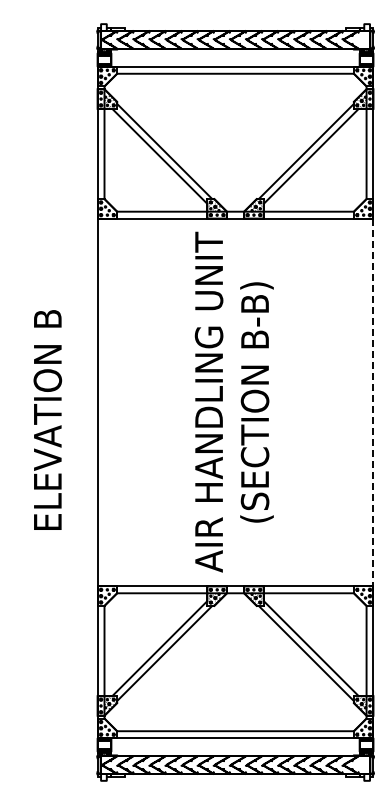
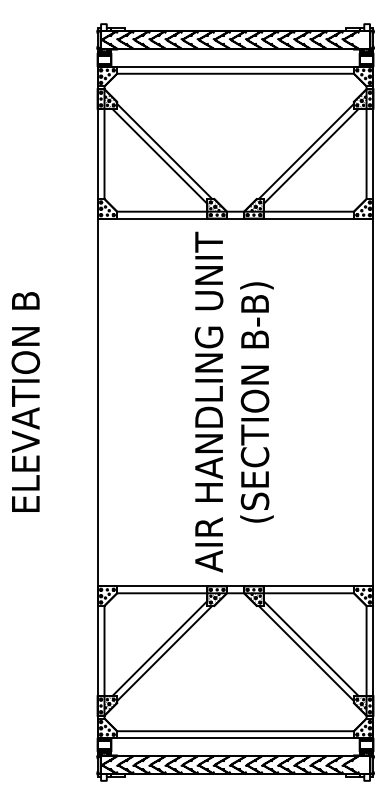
line: dashed -> solid (373, 402)
text position: (47, 419) -> (25, 401) (25, 401)
